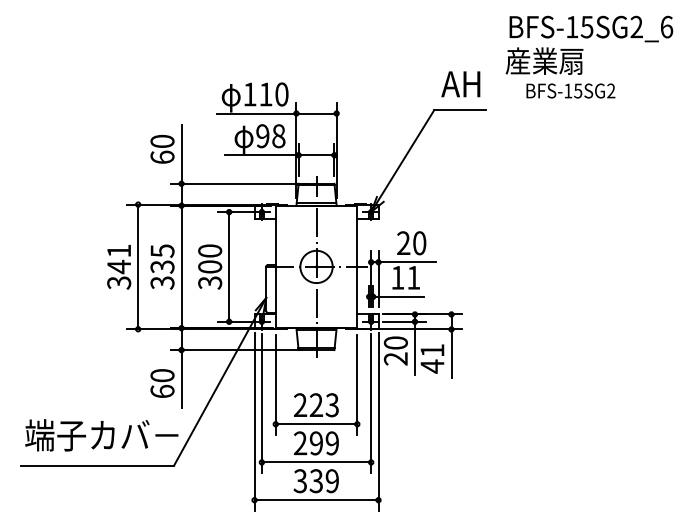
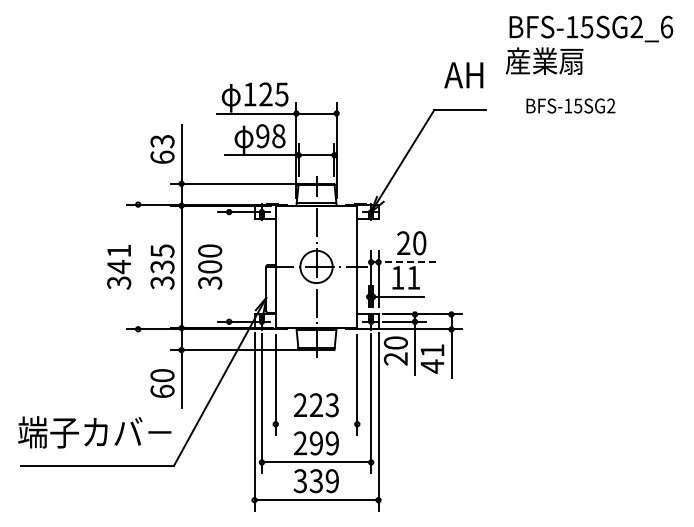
text position: (460, 84) -> (463, 75) (463, 75)
text position: (570, 90) -> (570, 105) (570, 105)
text: 110 -> 125 (273, 94)
text: 60 -> 63 (162, 141)
line: solid -> dashed (407, 262)
line: present -> none (138, 266)
line: present -> none (229, 266)
line: present -> none (316, 424)
text position: (101, 435) -> (94, 432) (94, 432)
